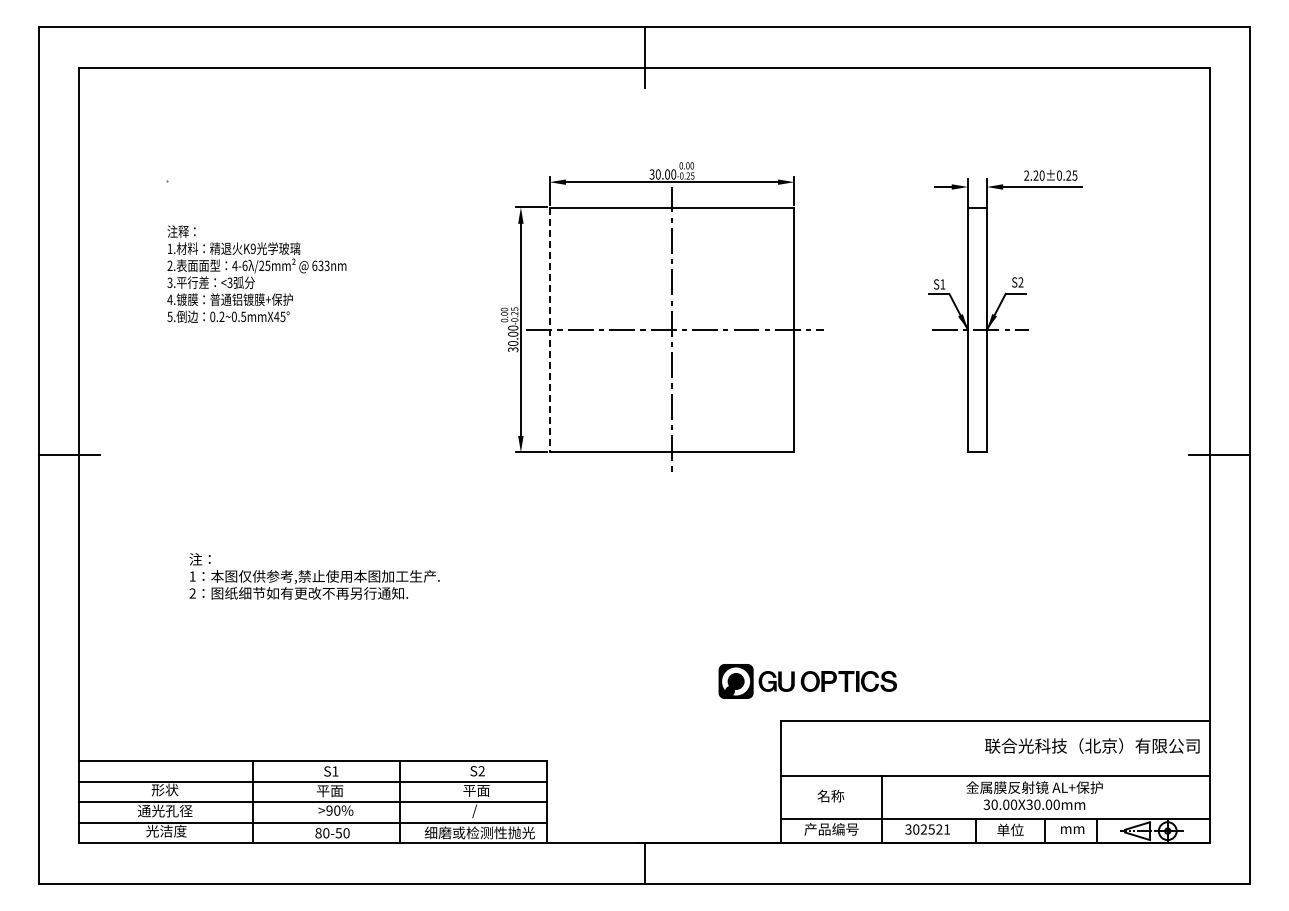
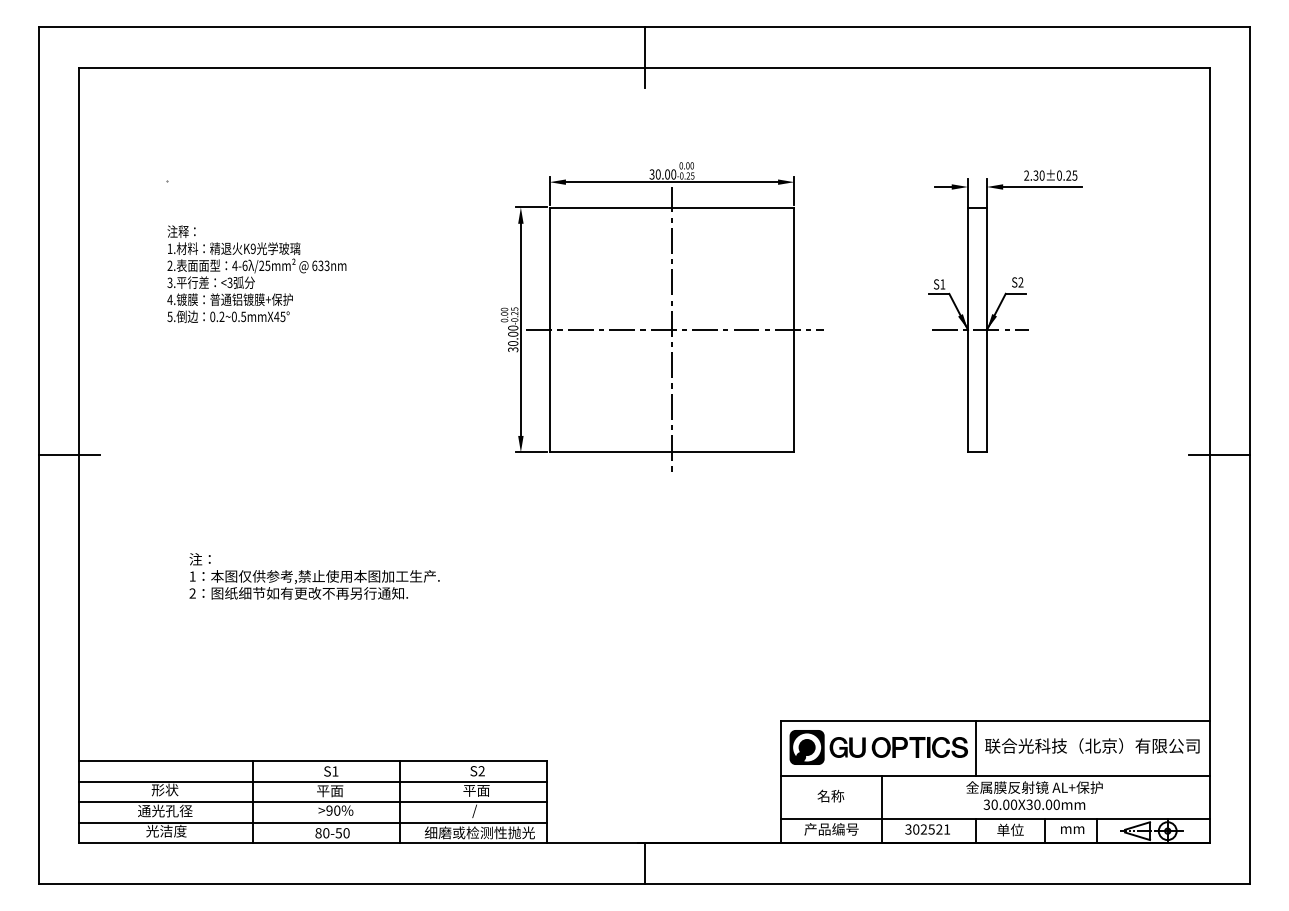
text: 2.20±0.25 -> 2.30±0.25 (1035, 175)
line: dashed -> solid (549, 330)
part position: (807, 681) -> (878, 747) (878, 747)
line: none -> present (975, 748)
